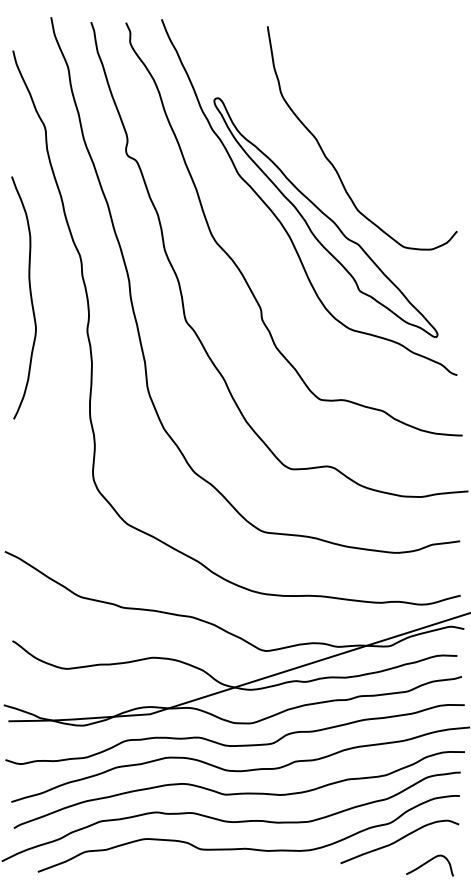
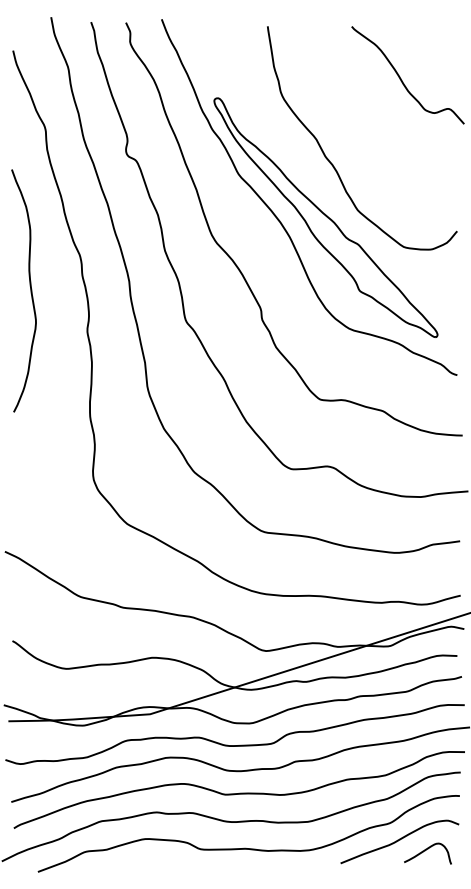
curve: none -> present (401, 78)
curve position: (30, 297) -> (30, 290) (30, 290)
curve position: (427, 863) -> (425, 851) (425, 851)
